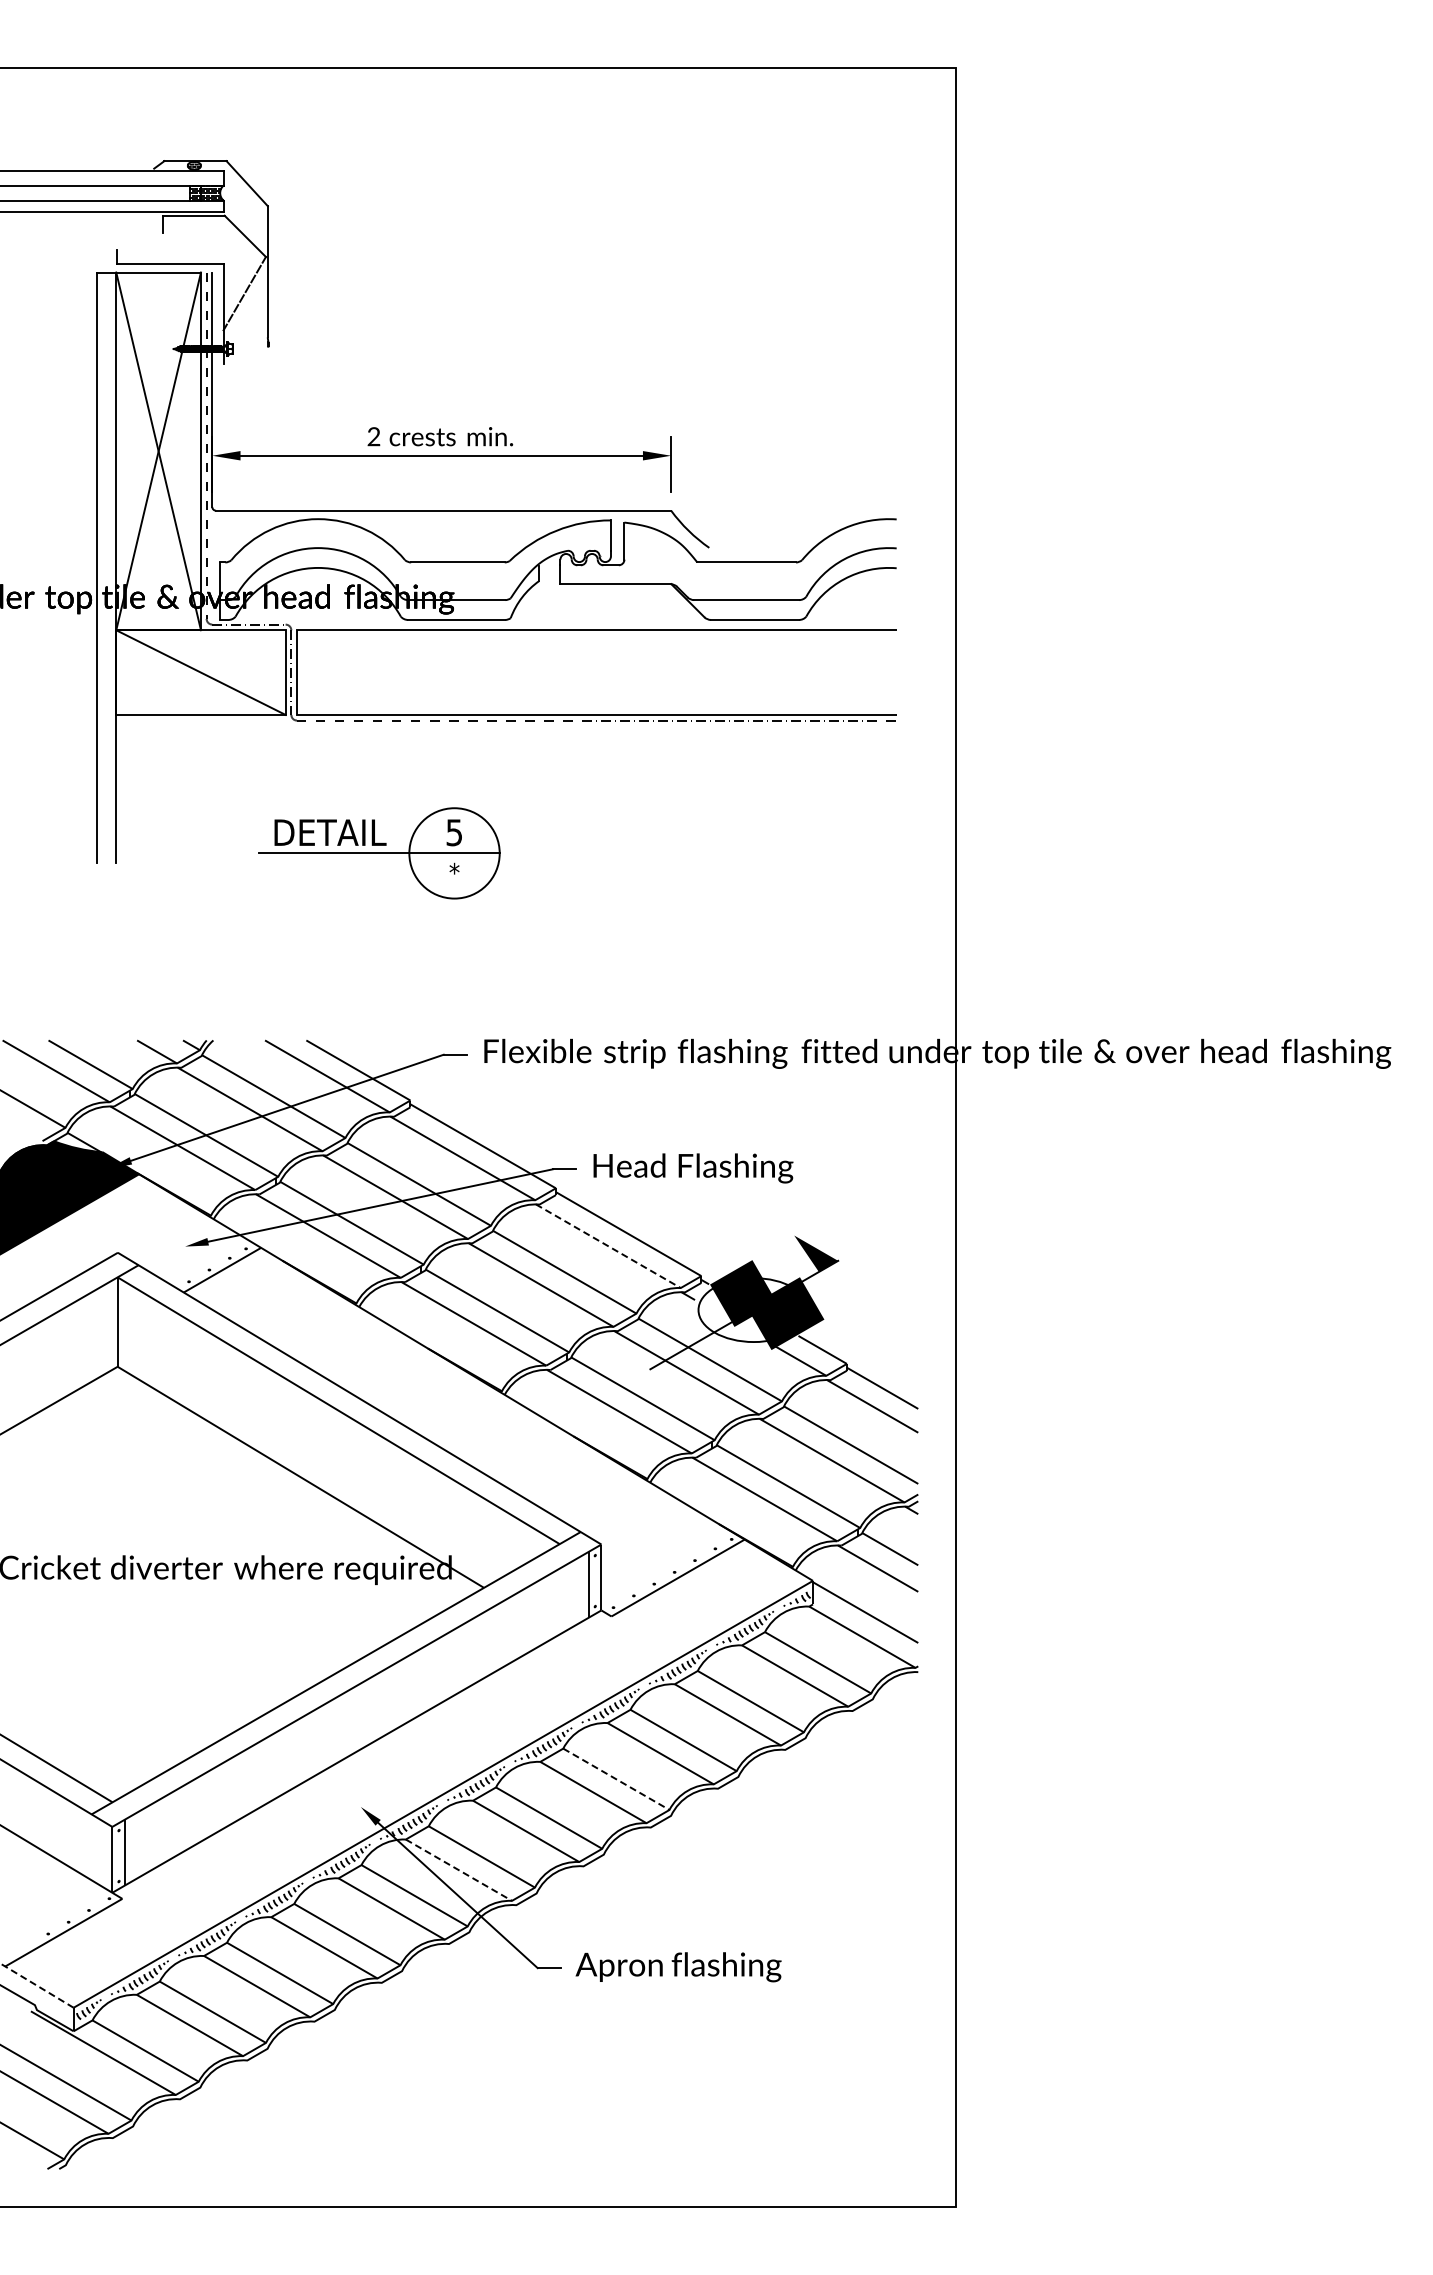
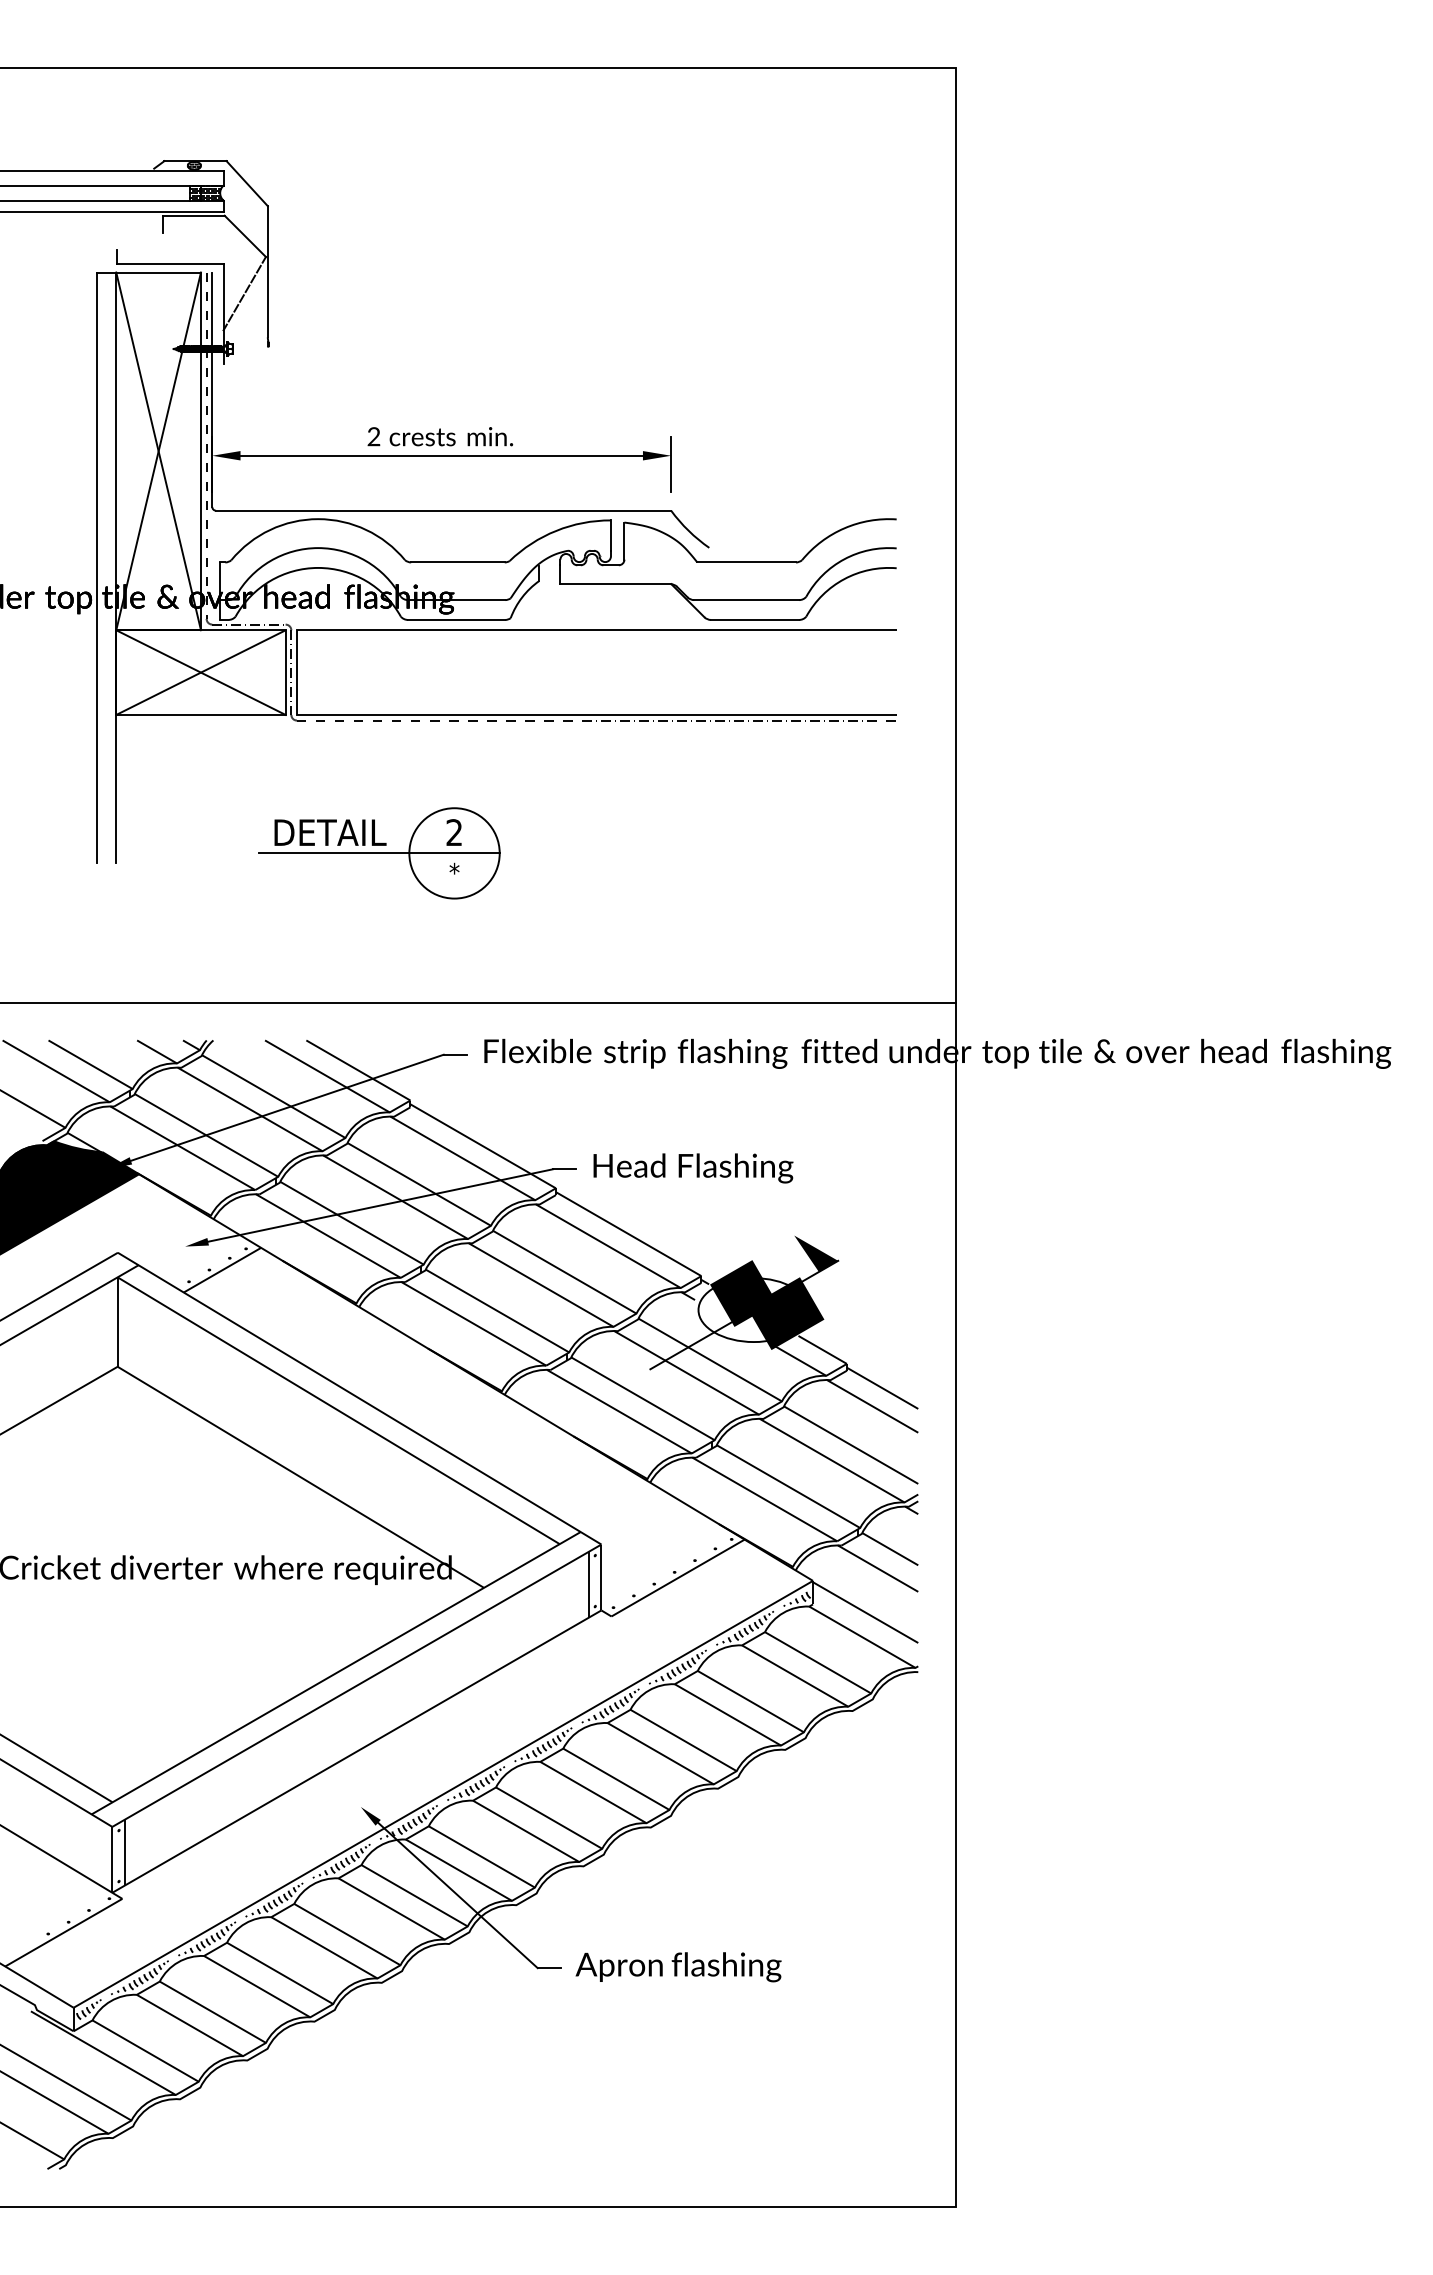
line: none -> present (200, 672)
text: 5 -> 2 (453, 832)
line: none -> present (478, 1002)
line: dashed -> solid (608, 1246)
line: dashed -> solid (616, 1779)
line: dashed -> solid (459, 1870)
line: dashed -> solid (36, 1985)
